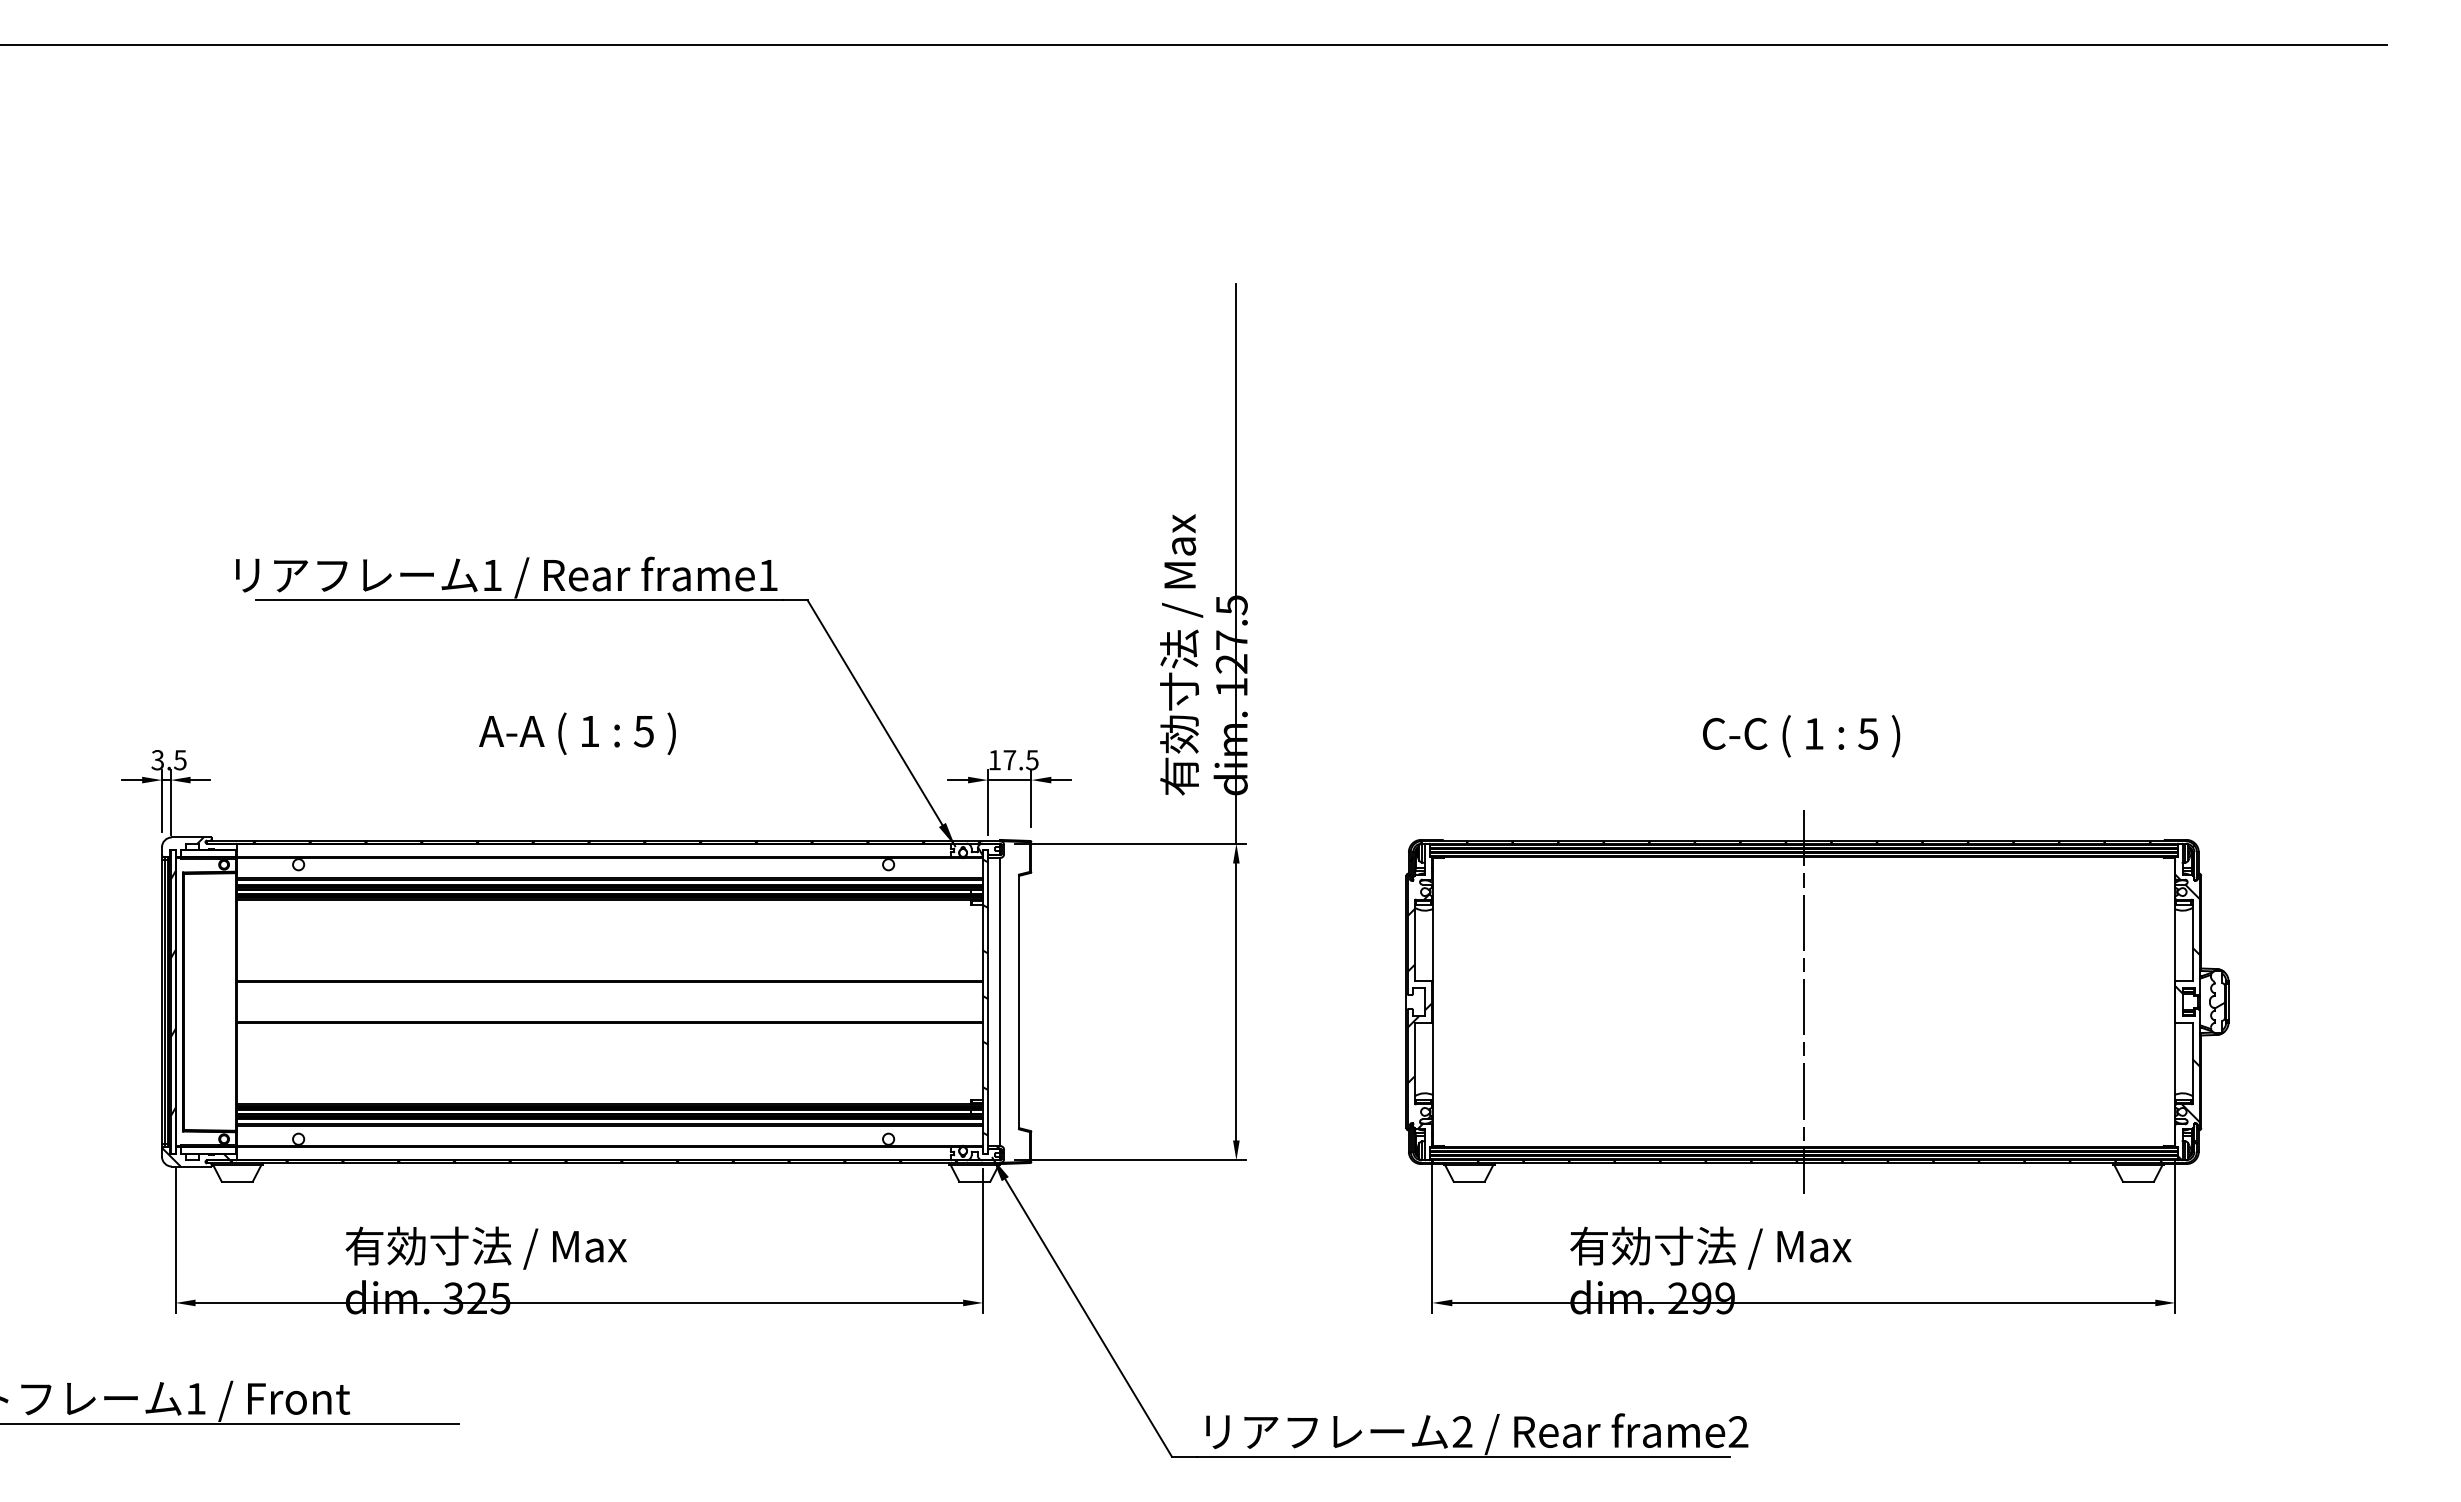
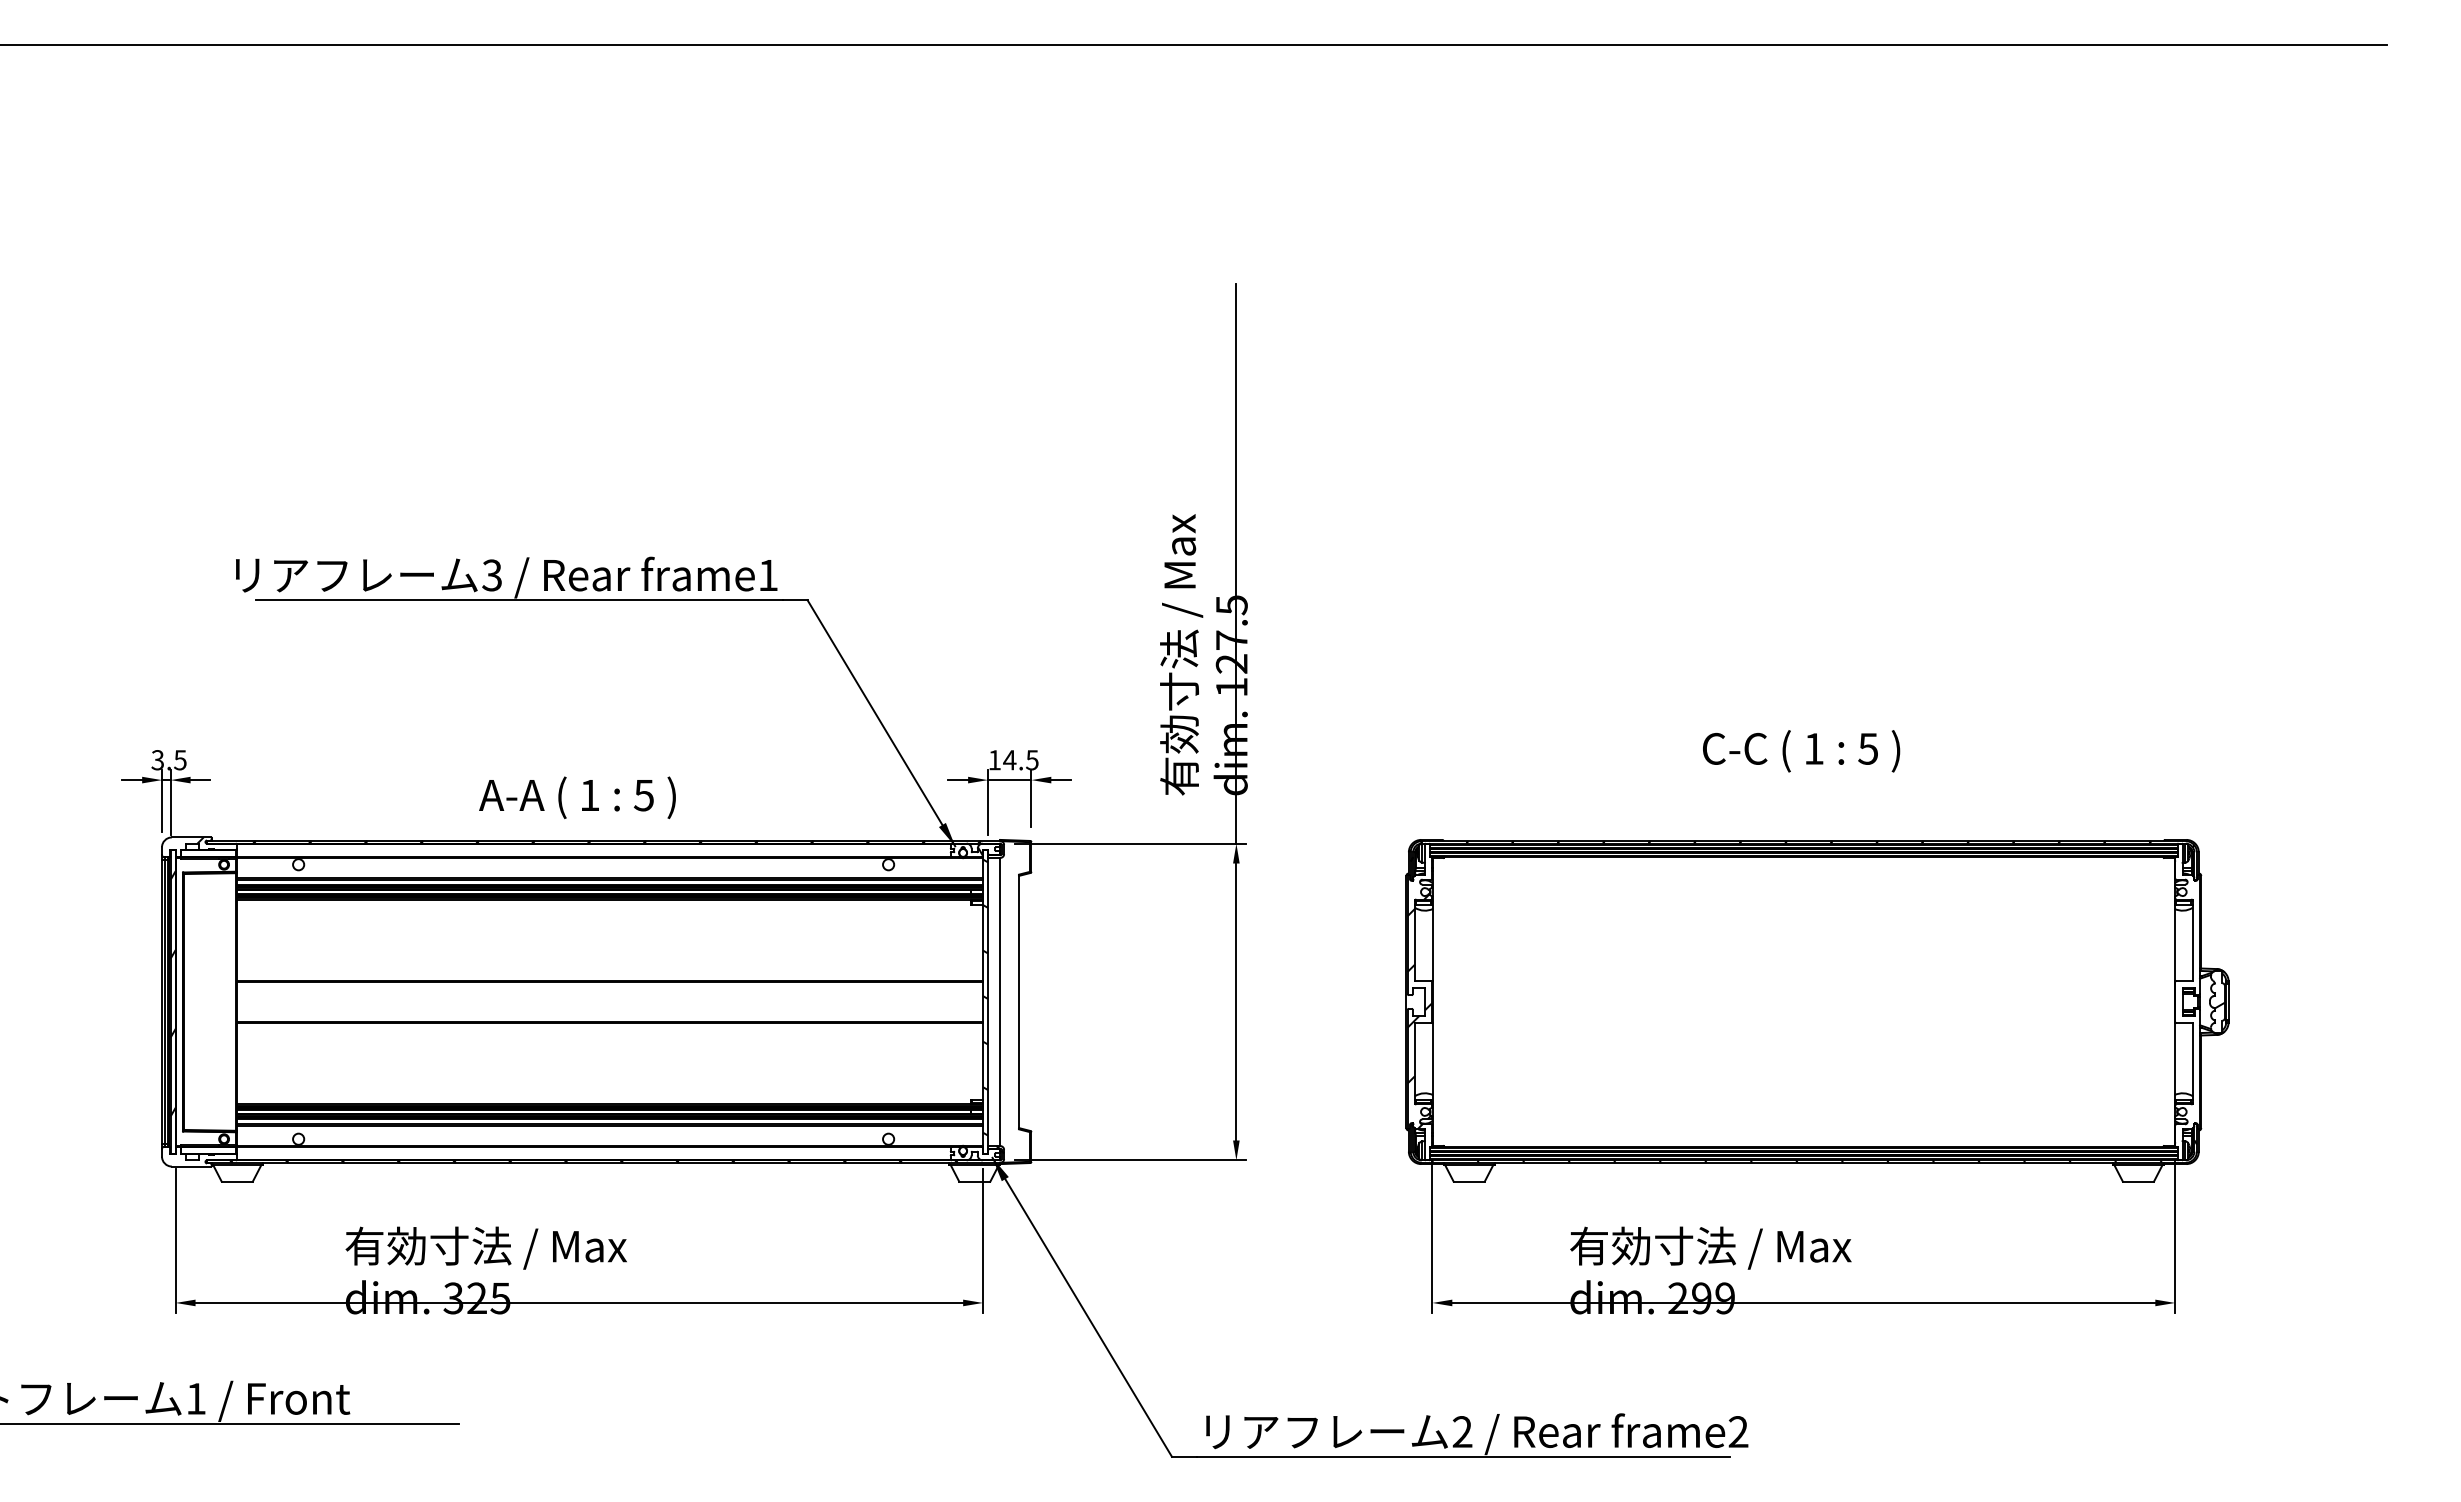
text: 1 -> 3 (491, 575)
text position: (577, 733) -> (577, 797) (577, 797)
text position: (1801, 736) -> (1801, 751) (1801, 751)
text: 17.5 -> 14.5 (1009, 760)
line: present -> none (1803, 1001)
hatch: present -> none (2187, 1017)
hatch: present -> none (1803, 1143)
hatch: present -> none (196, 1157)
